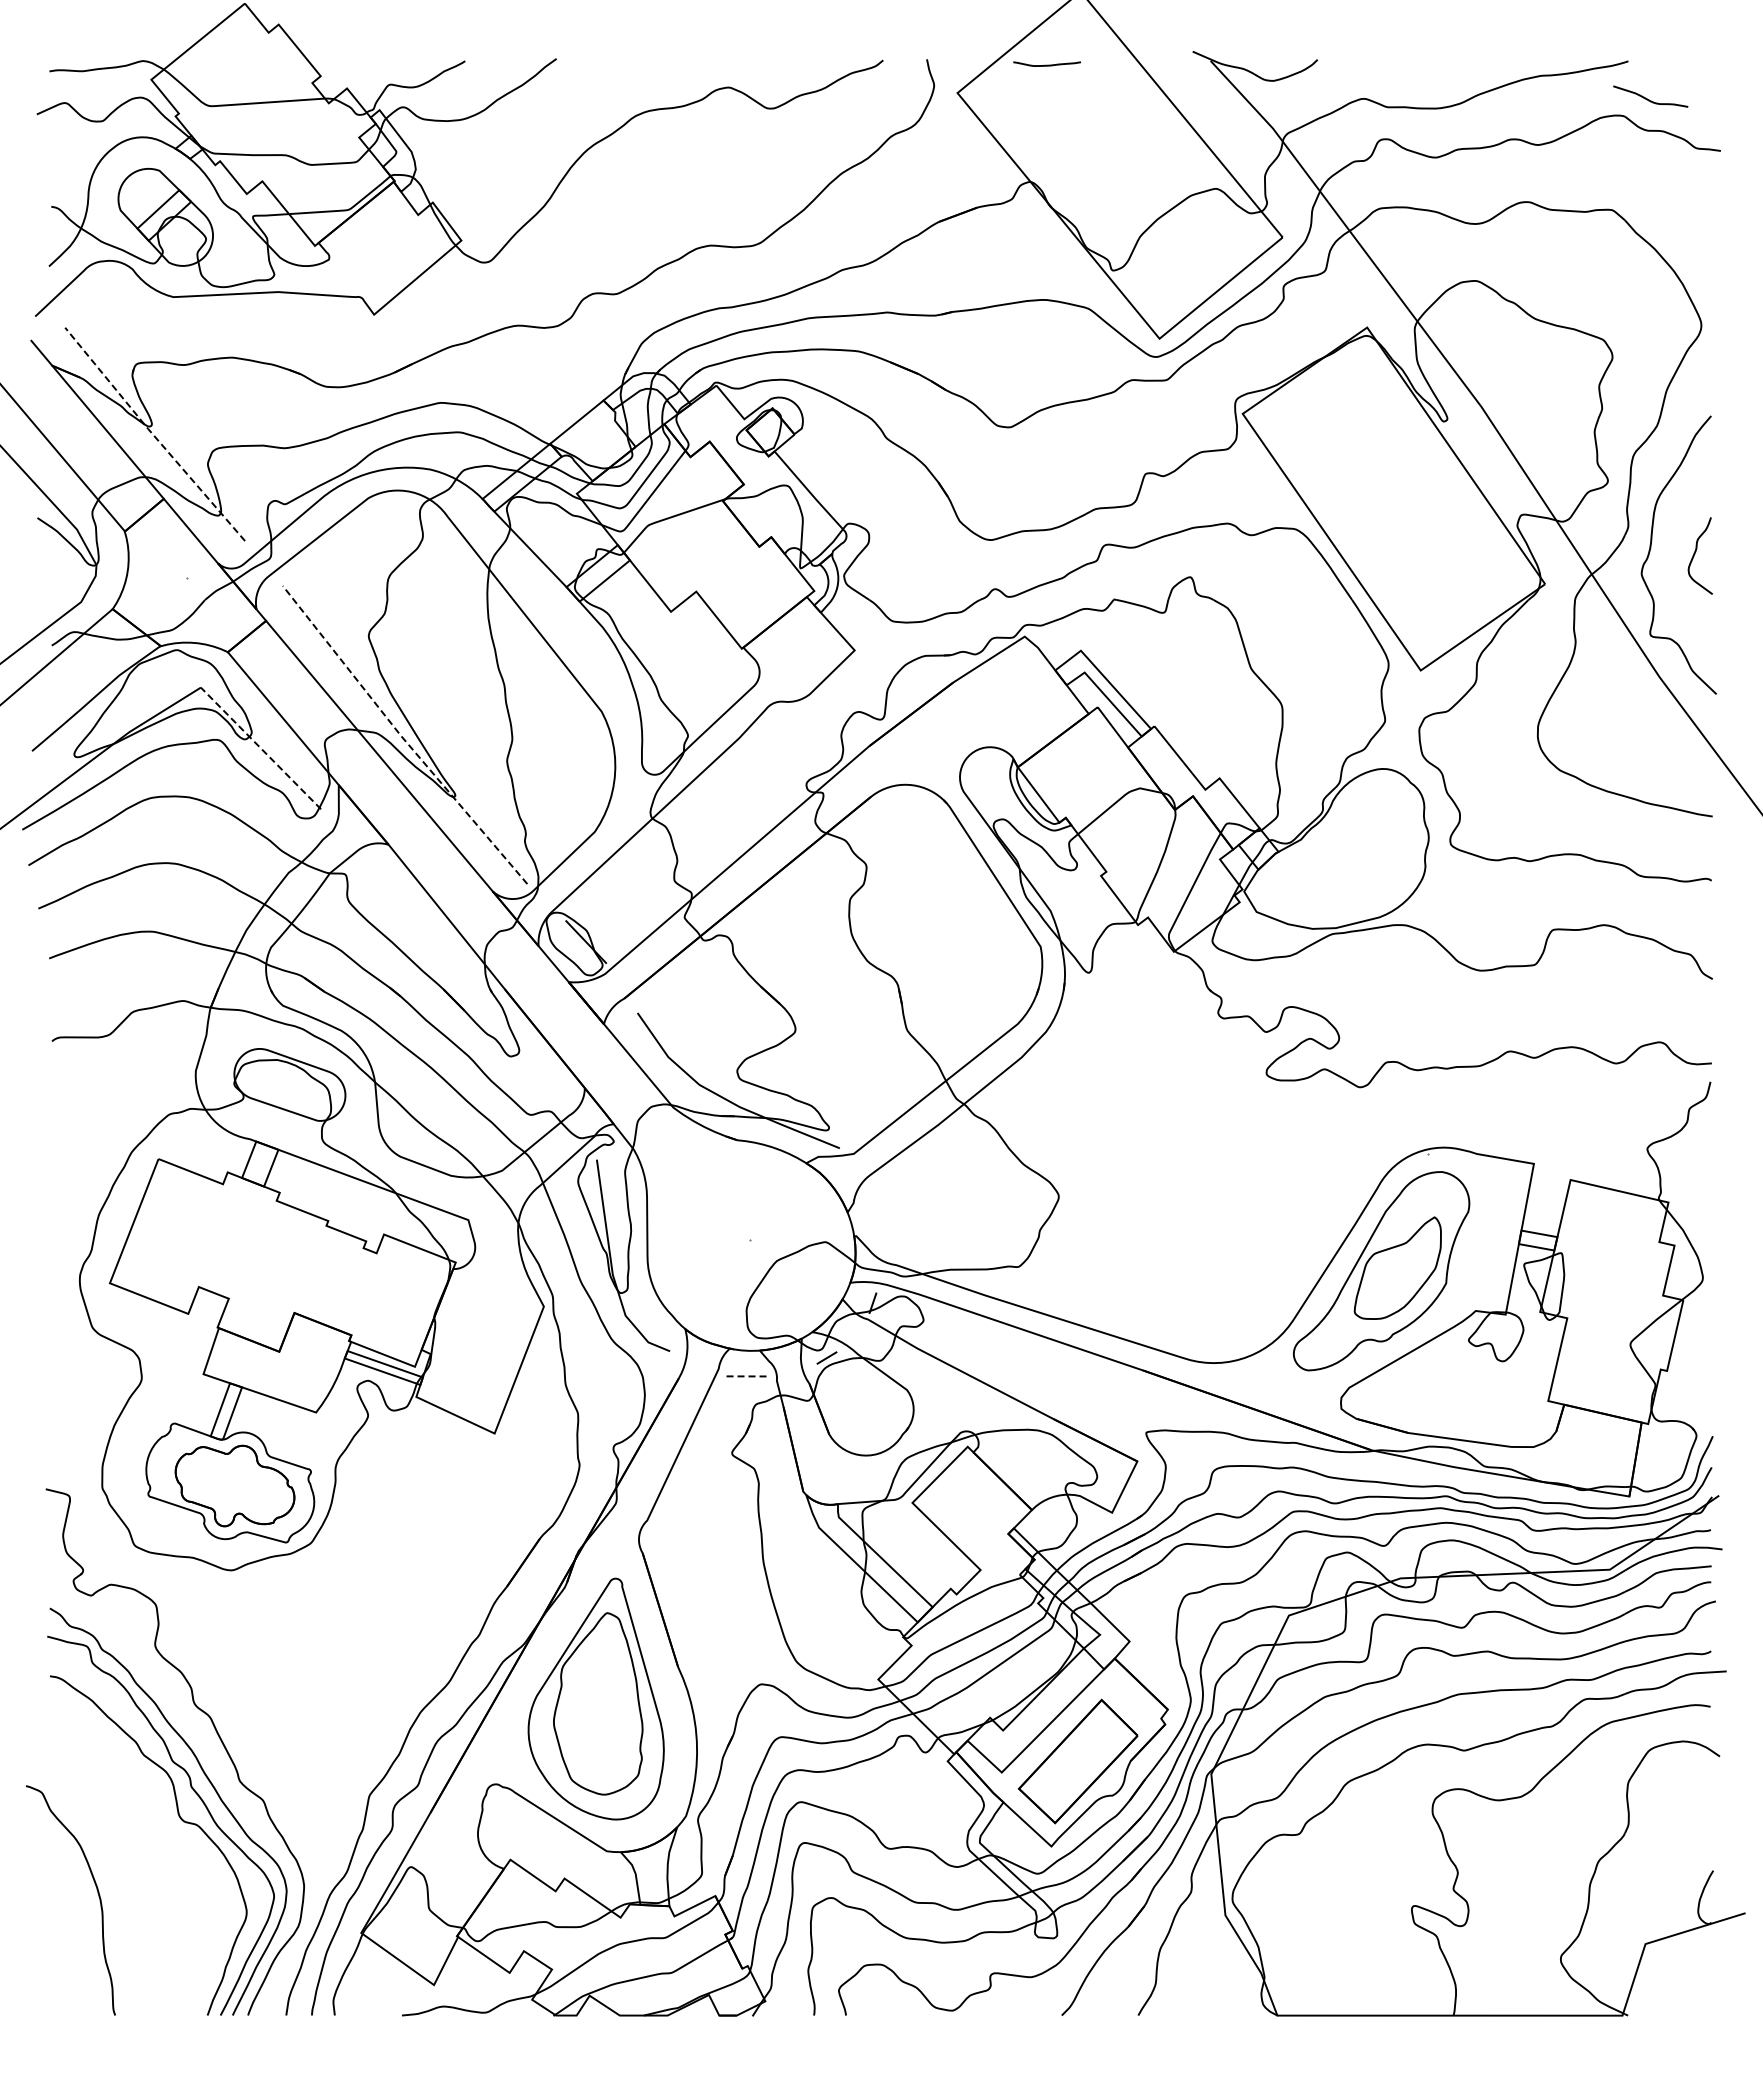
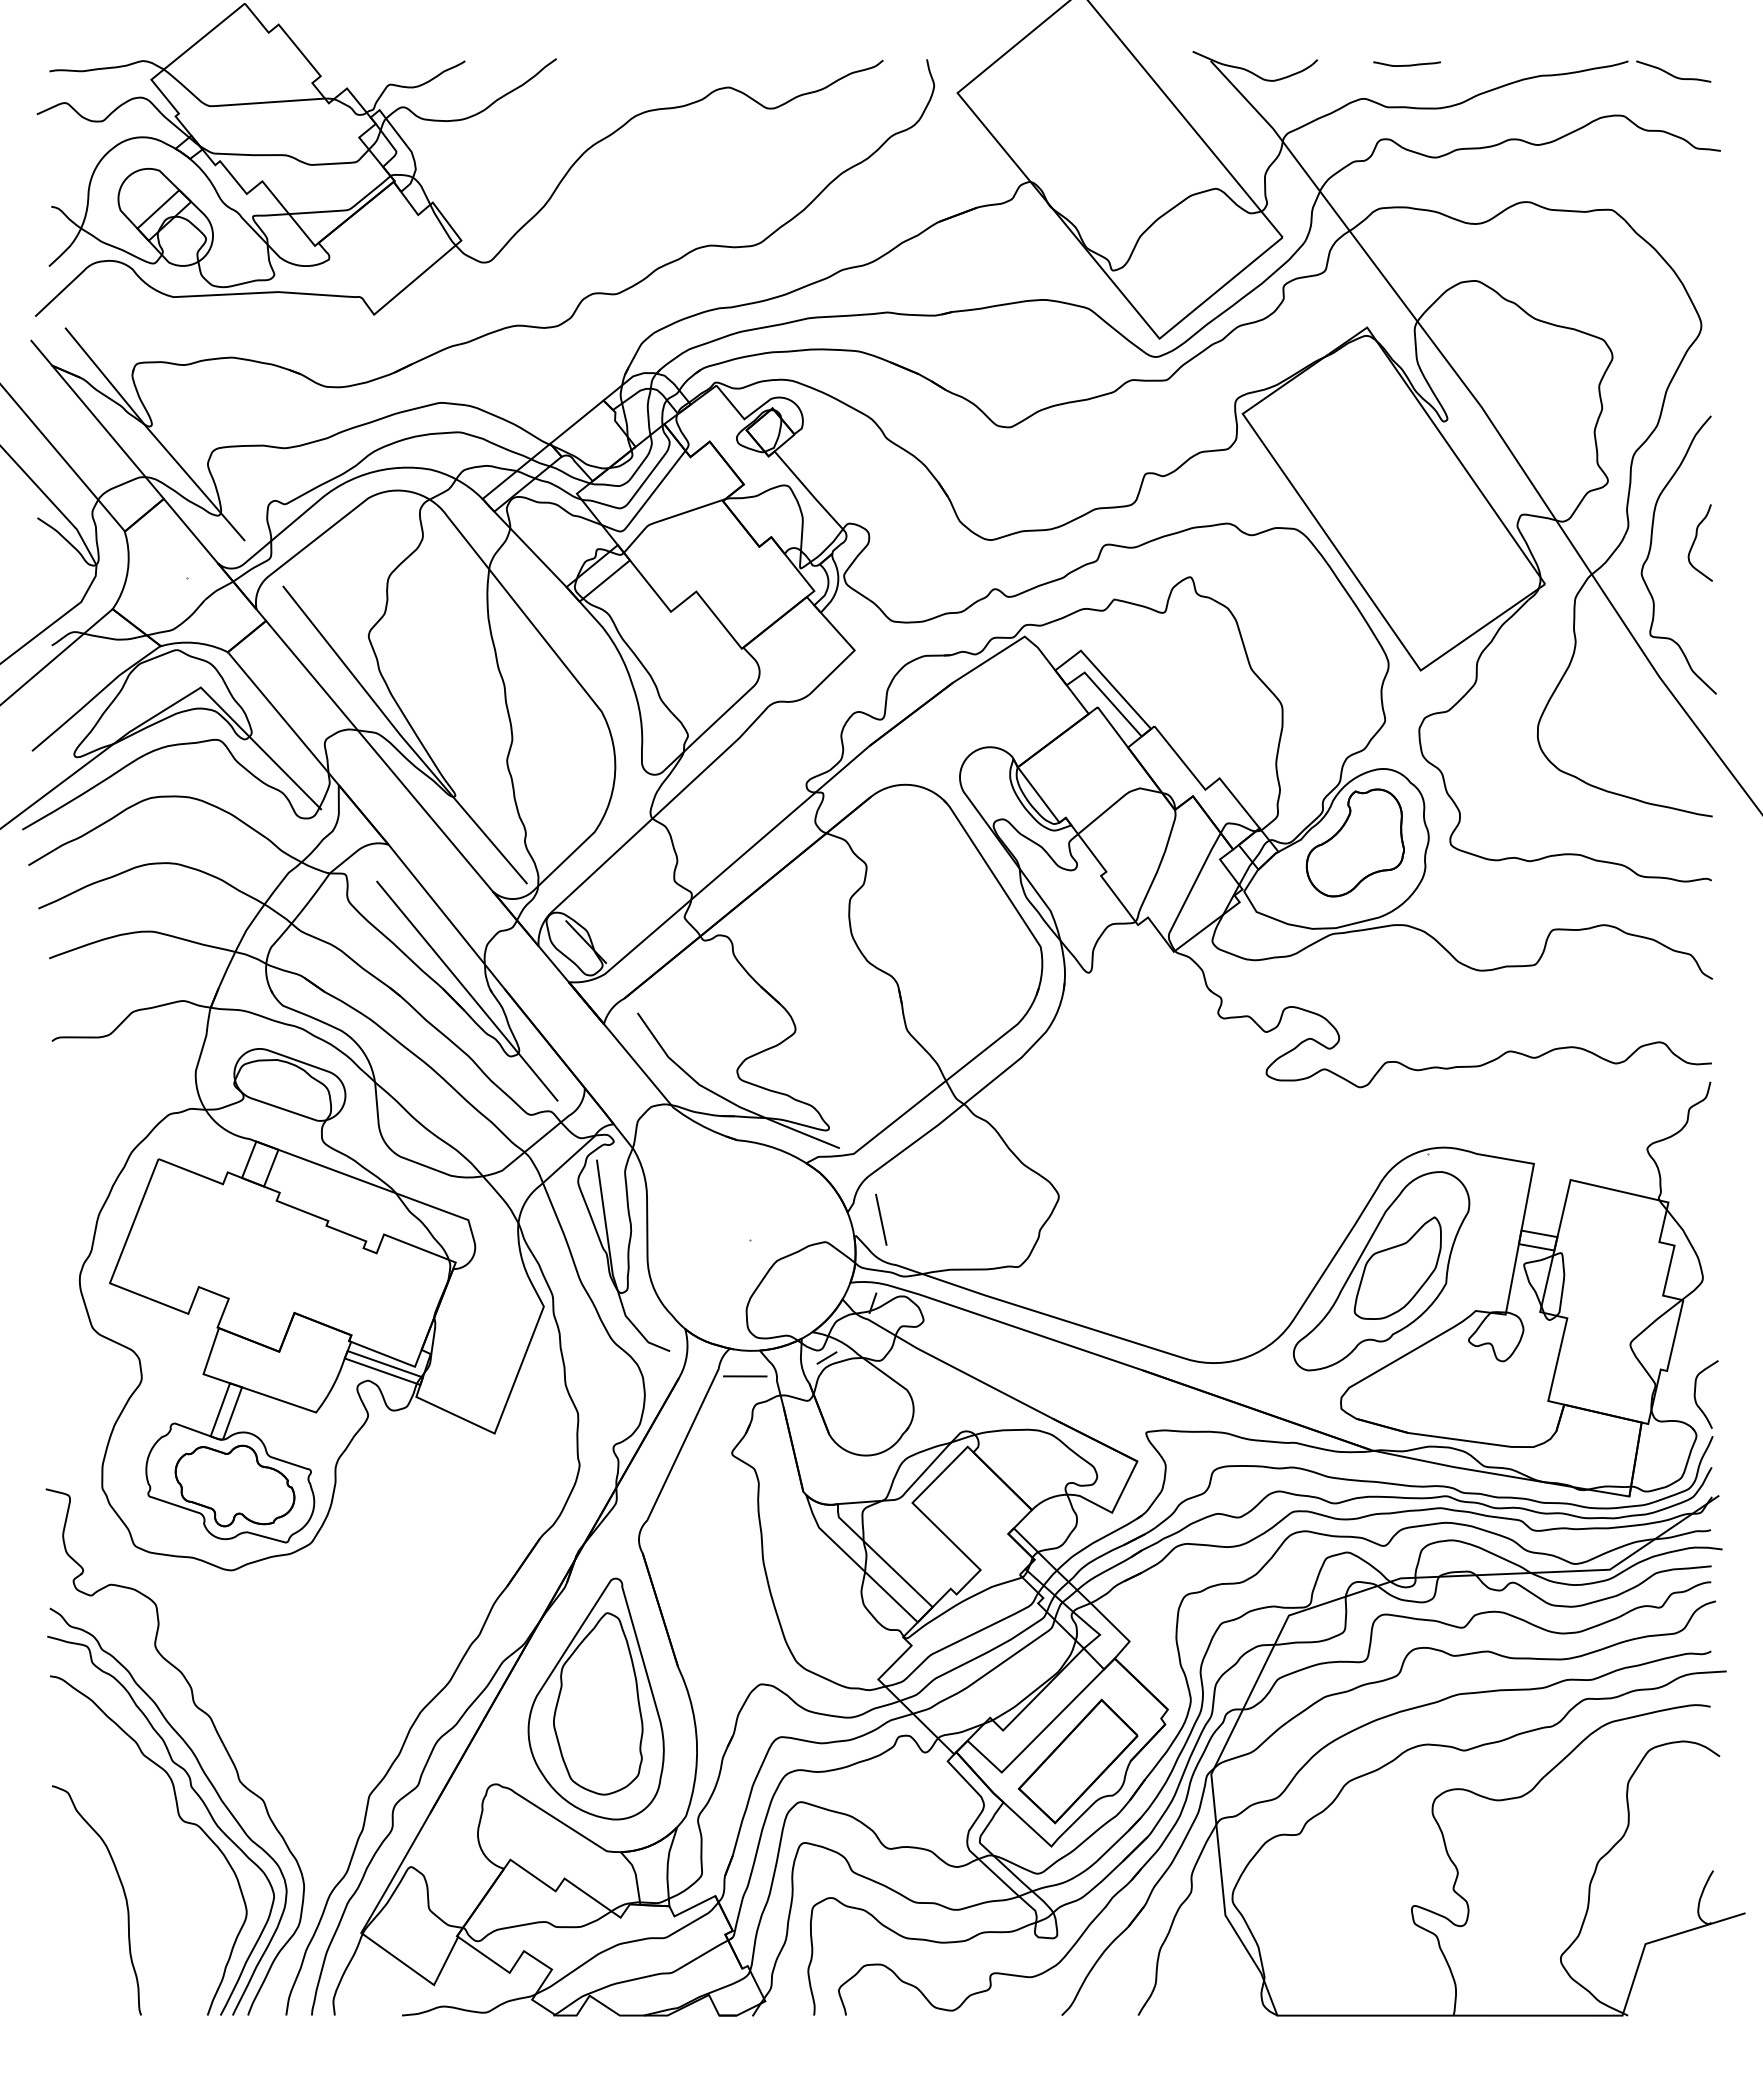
curve position: (1046, 64) -> (1406, 64) (1406, 64)
curve position: (1649, 99) -> (1672, 74) (1672, 74)
line: dashed -> solid (153, 434)
curve position: (1695, 554) -> (1695, 541) (1695, 541)
line: dashed -> solid (402, 737)
line: dashed -> solid (261, 748)
part: none -> present (1354, 842)
line: none -> present (467, 990)
line: none -> present (881, 1219)
line: dashed -> solid (744, 1376)
curve: none -> present (1695, 1394)
curve position: (97, 1893) -> (123, 1893) (123, 1893)
